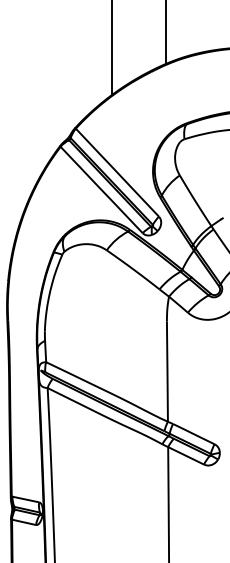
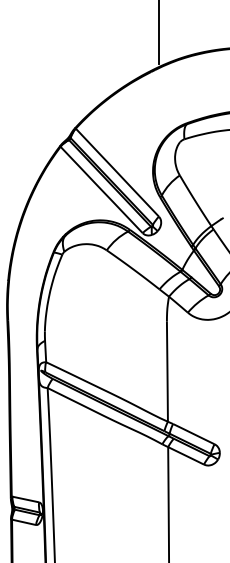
line position: (166, 32) -> (159, 32) (159, 32)
line: present -> none (112, 48)
